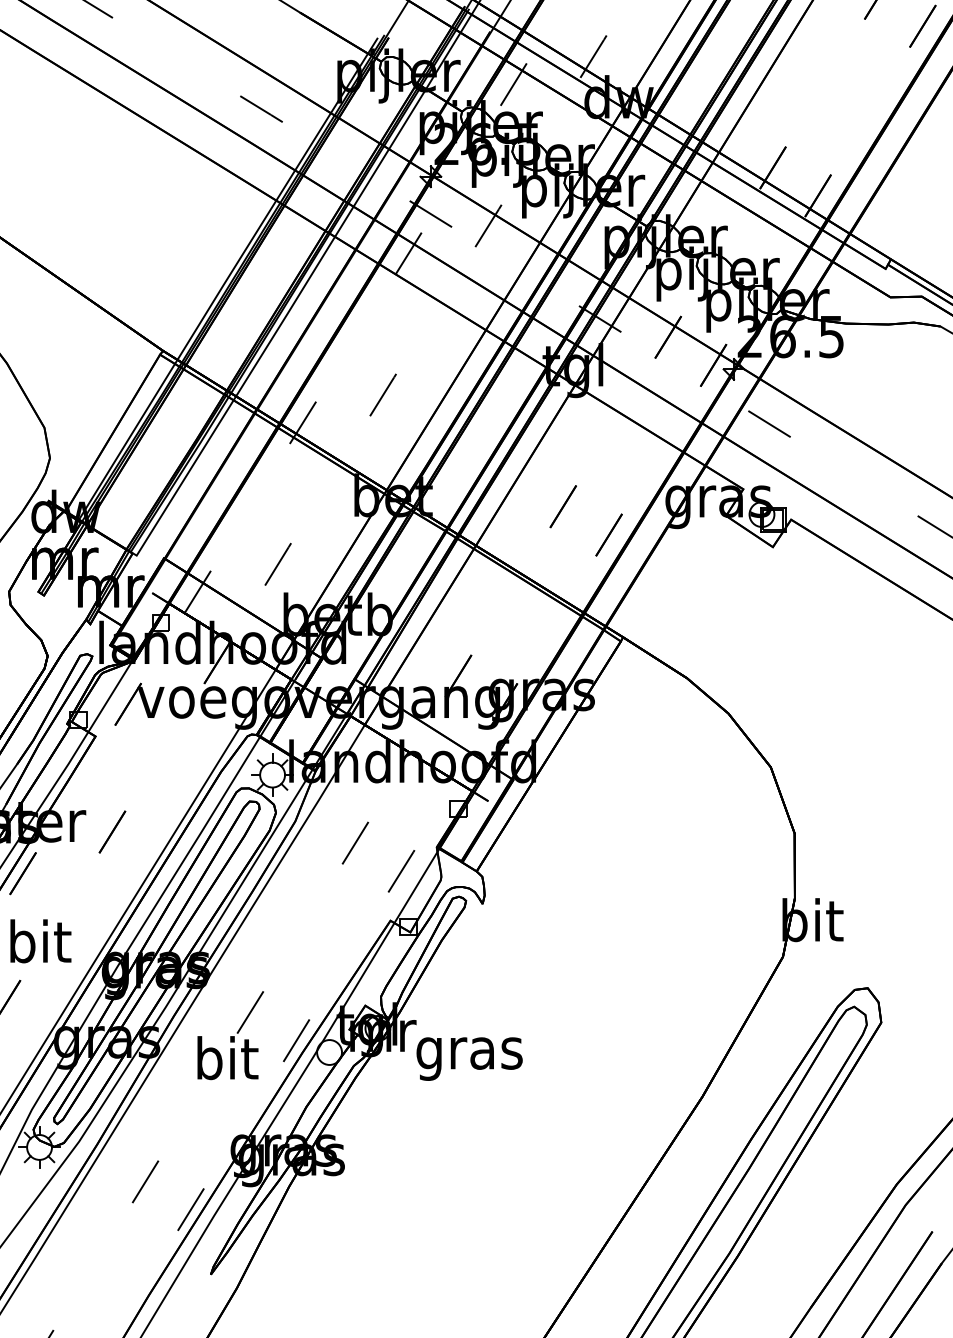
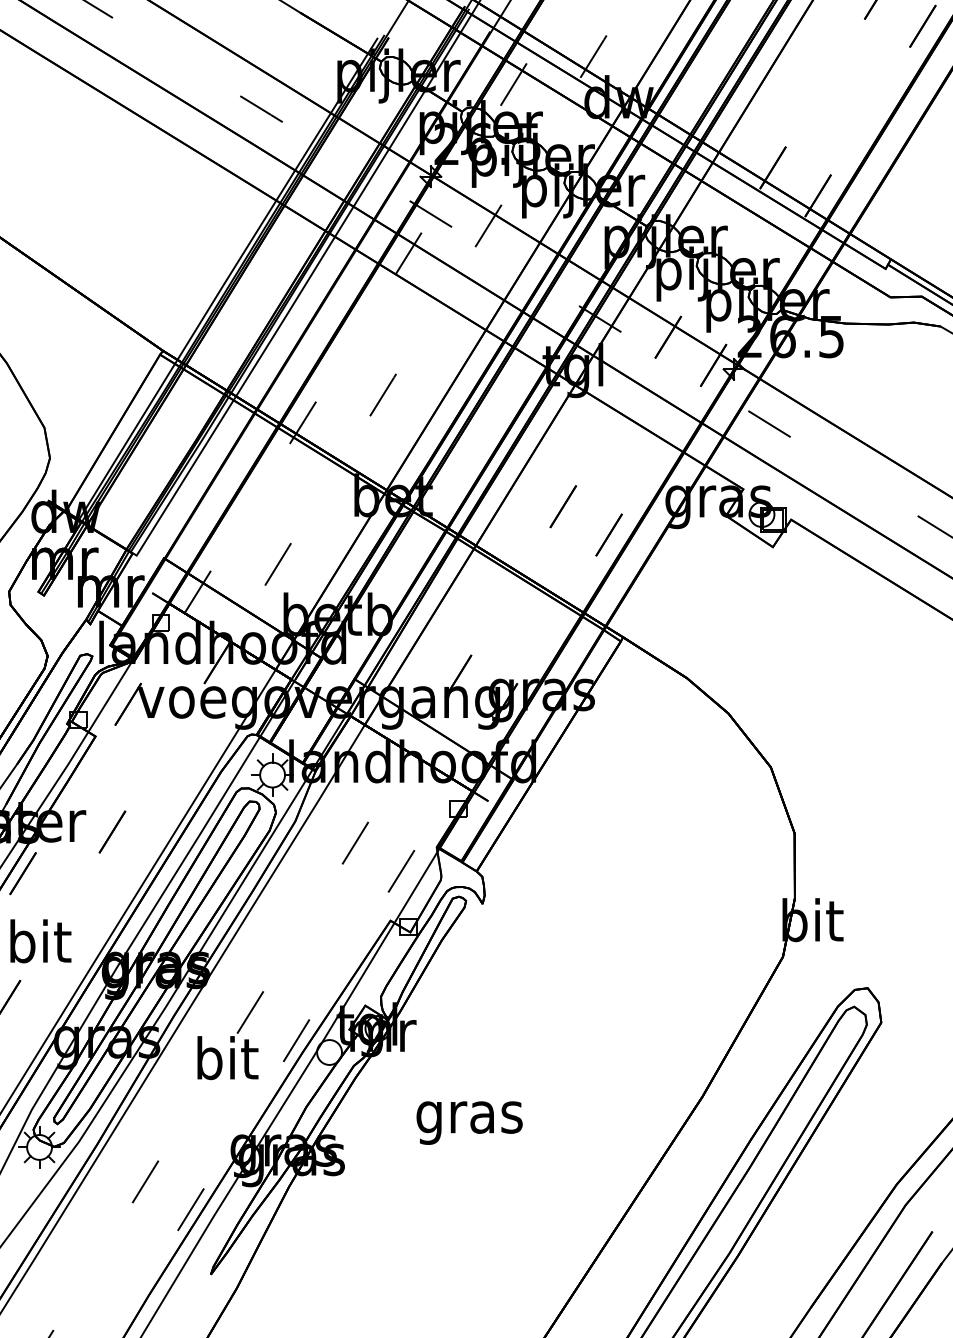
text position: (469, 1058) -> (469, 1122) (469, 1122)
